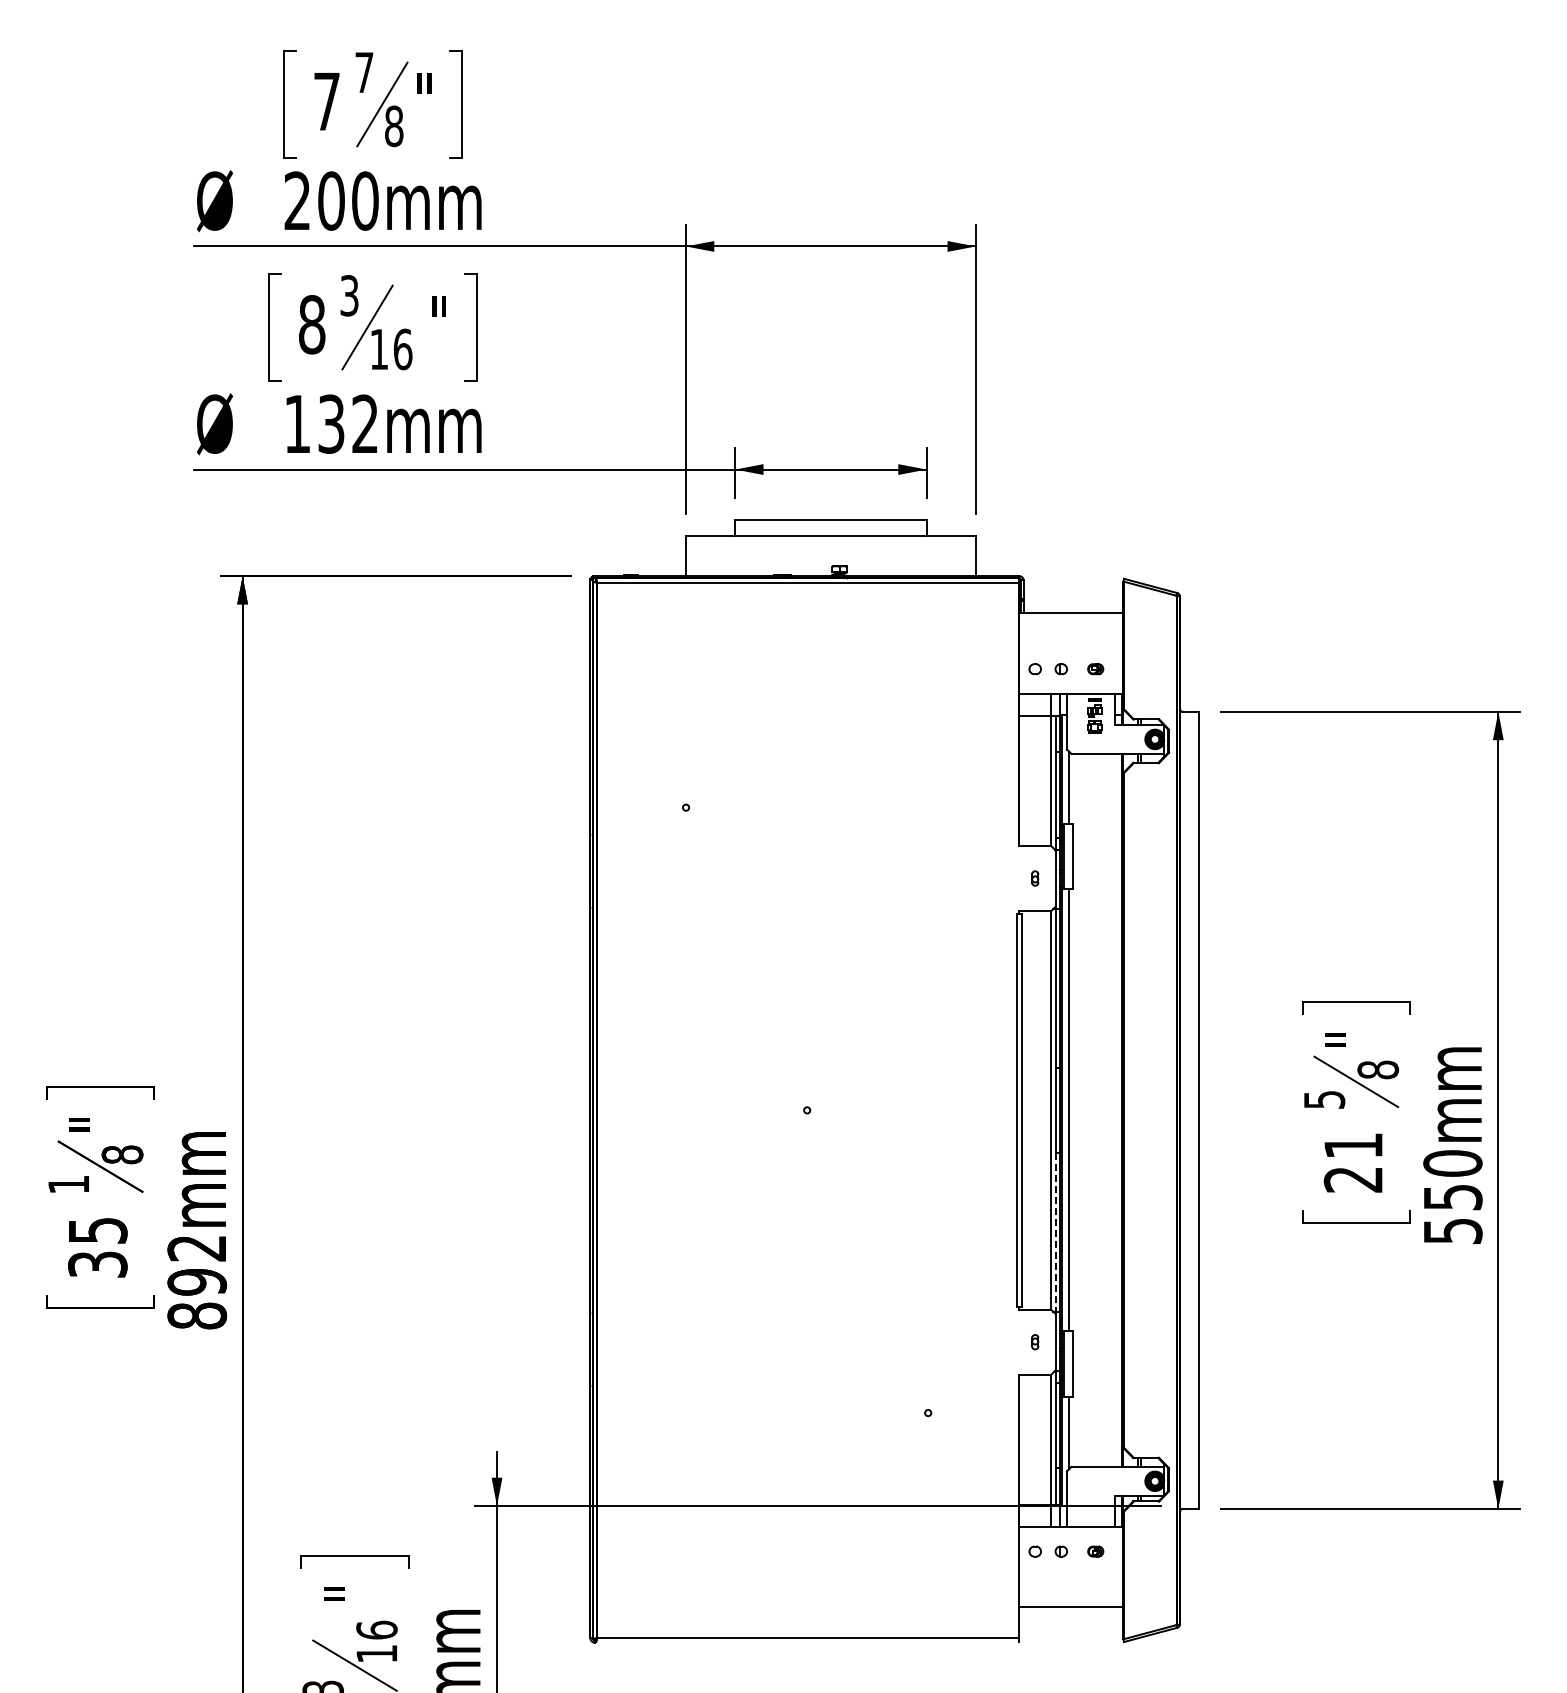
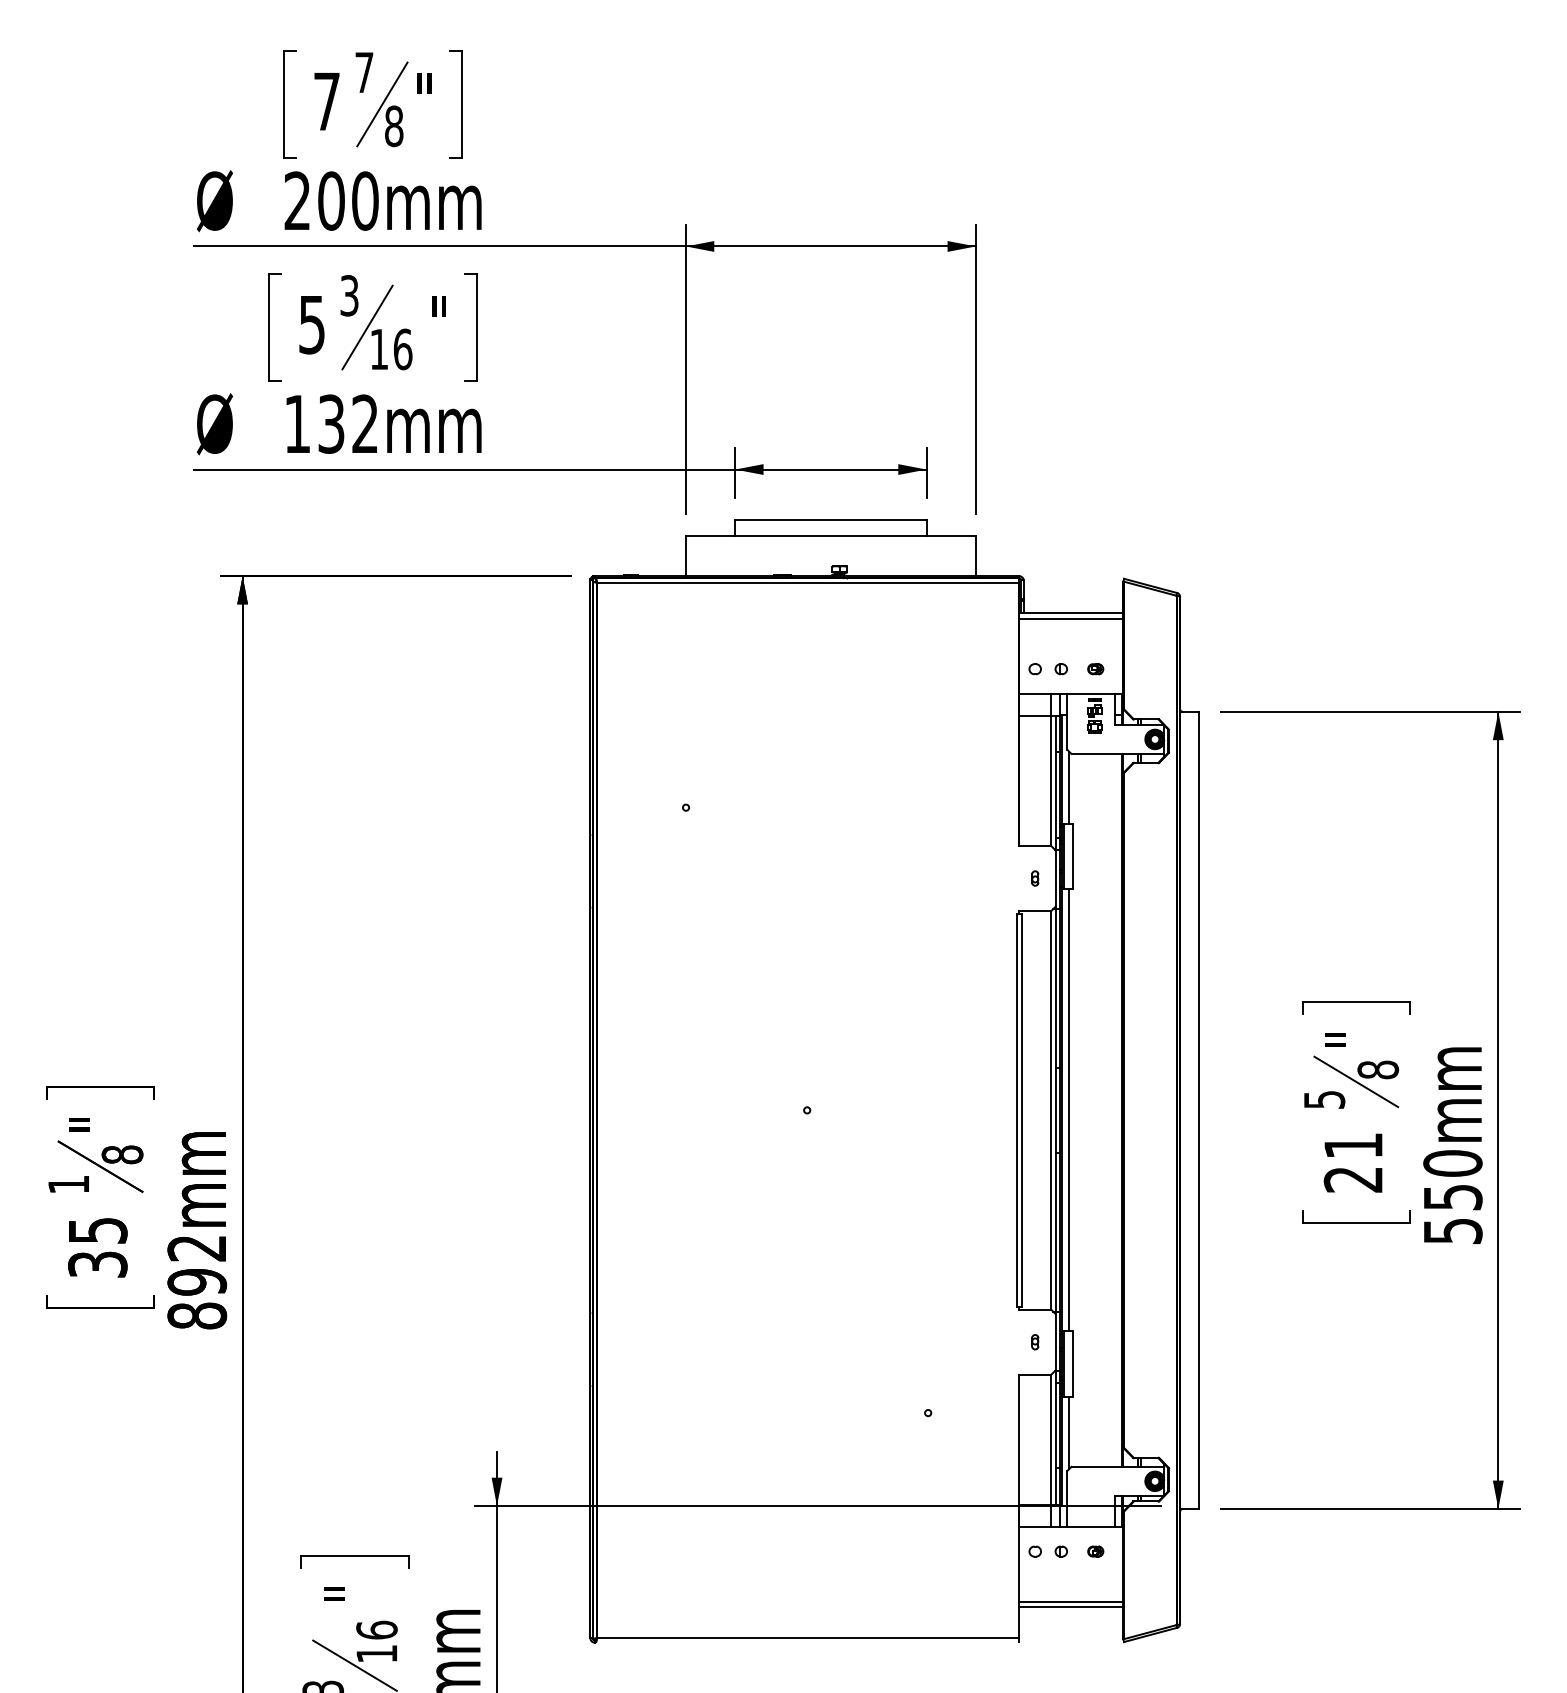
text: 8 -> 5 (312, 324)
line: none -> present (1071, 619)
line: dashed -> solid (1055, 1232)
line: none -> present (1071, 1601)
